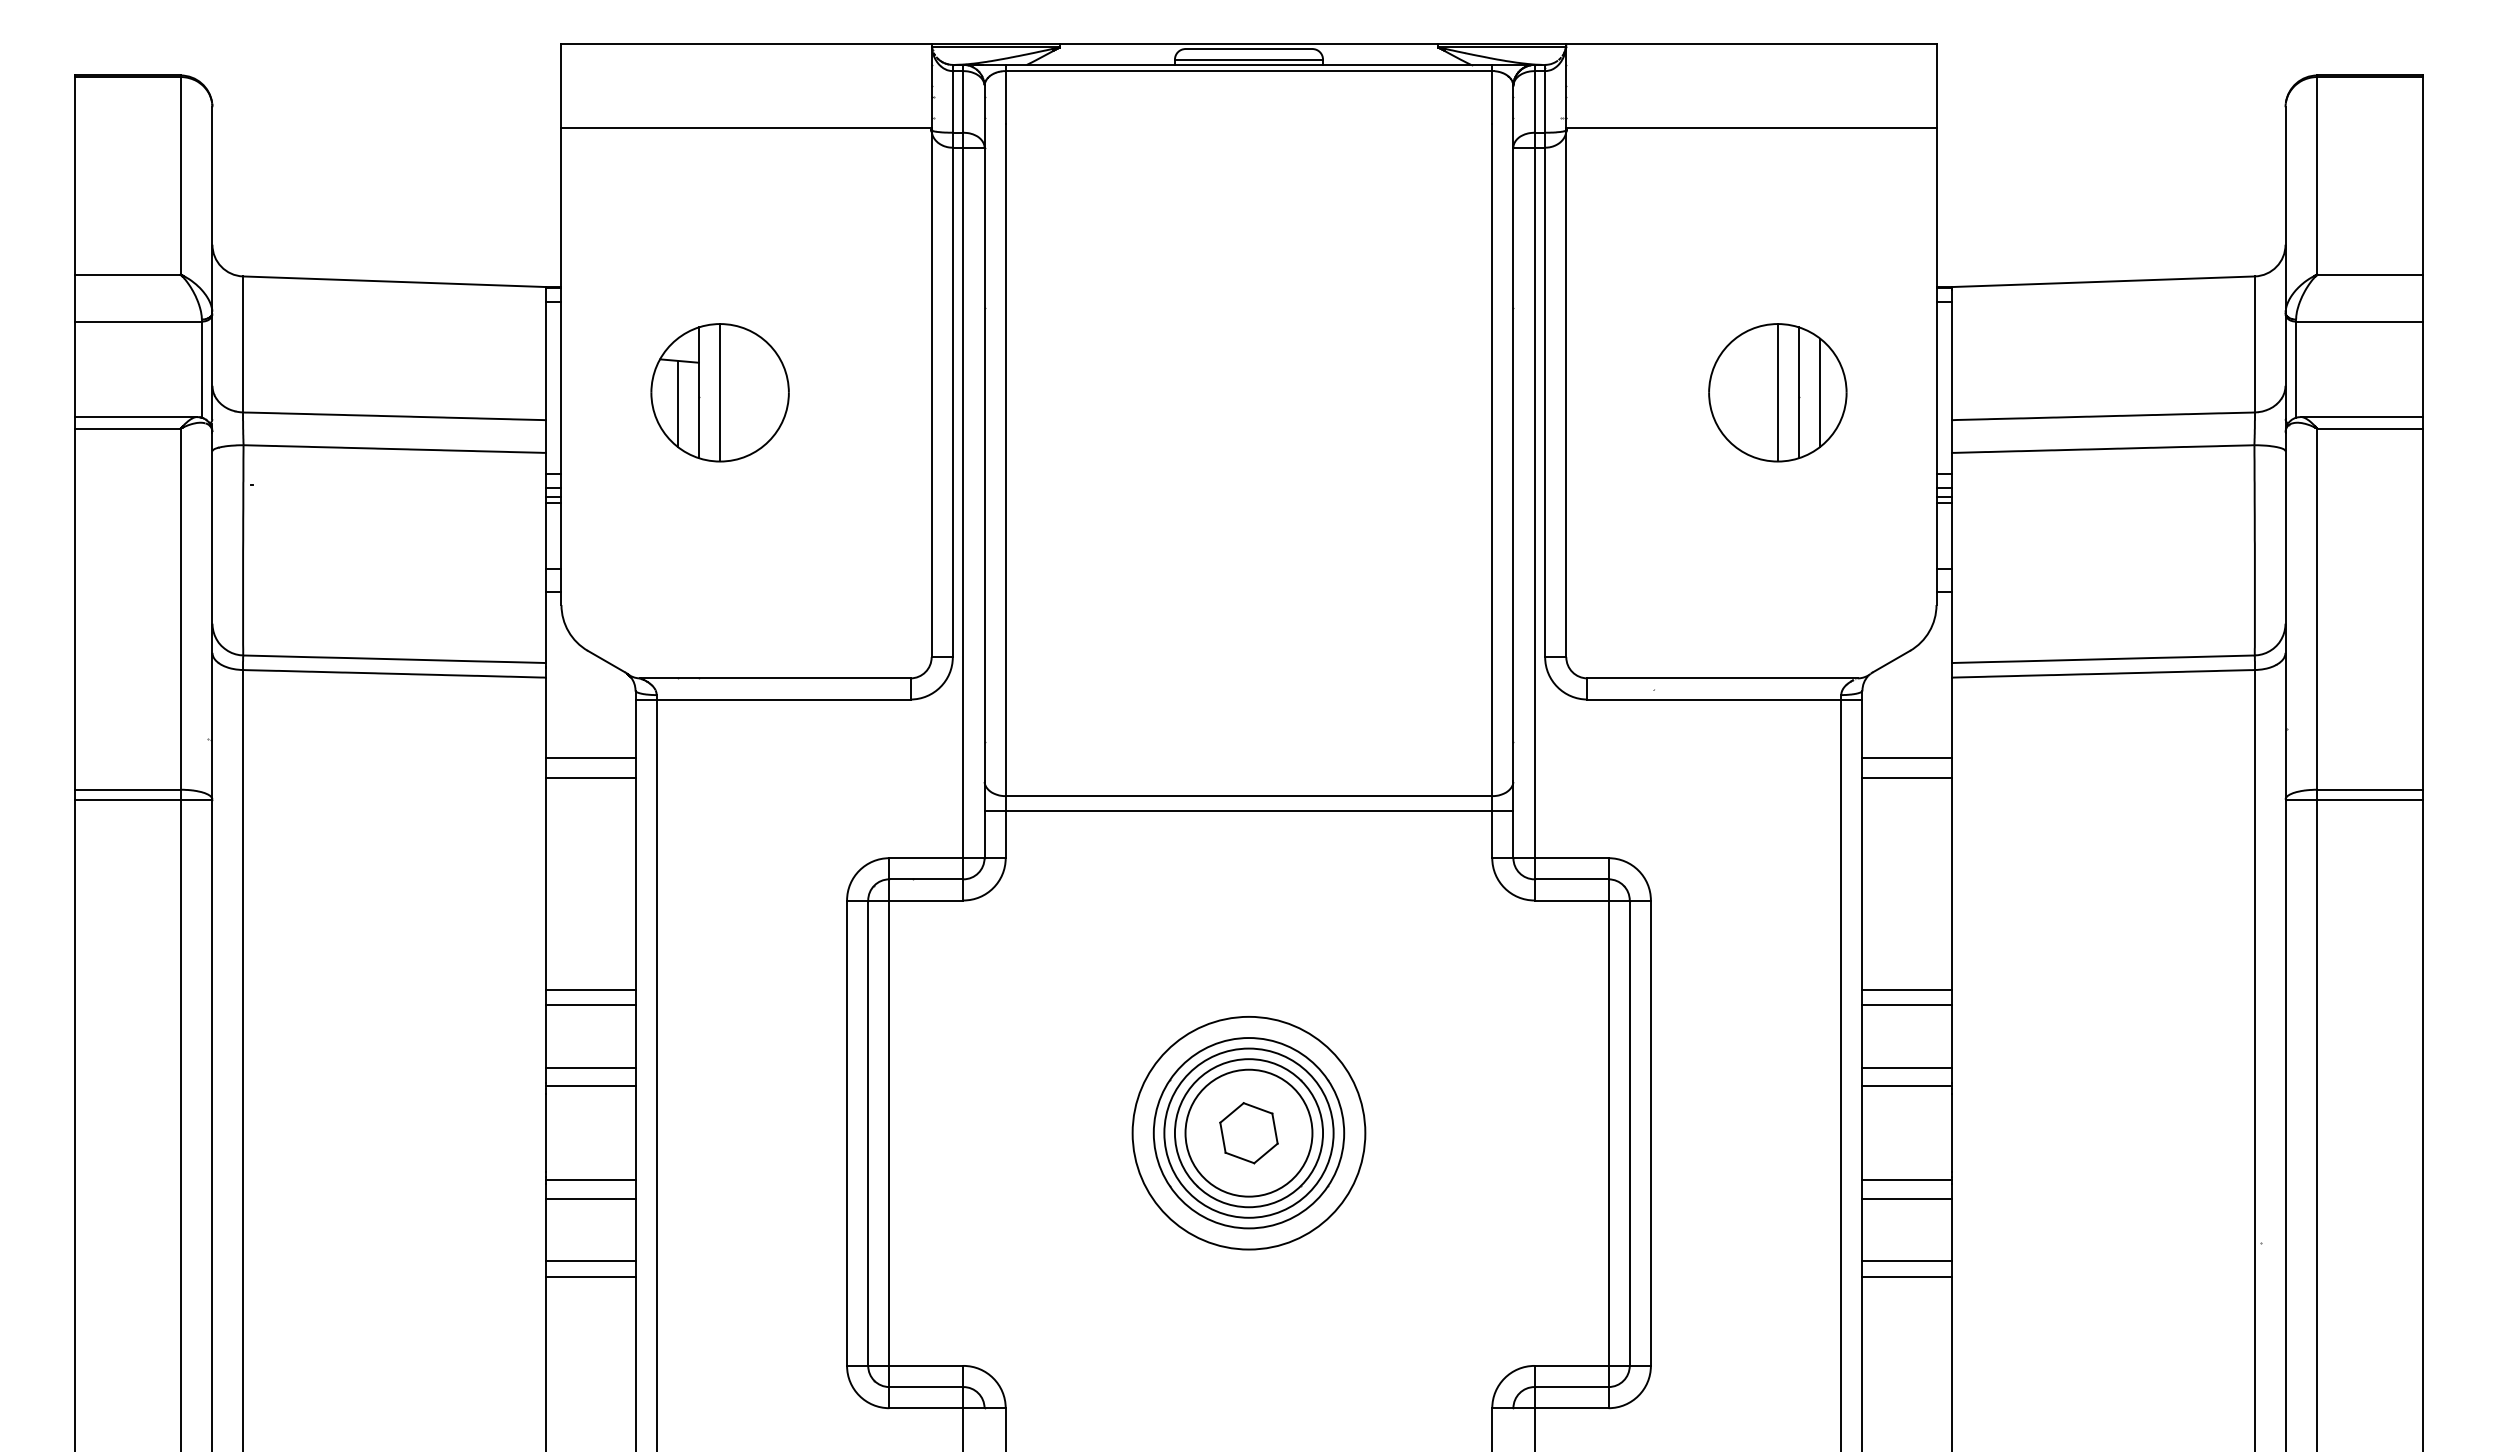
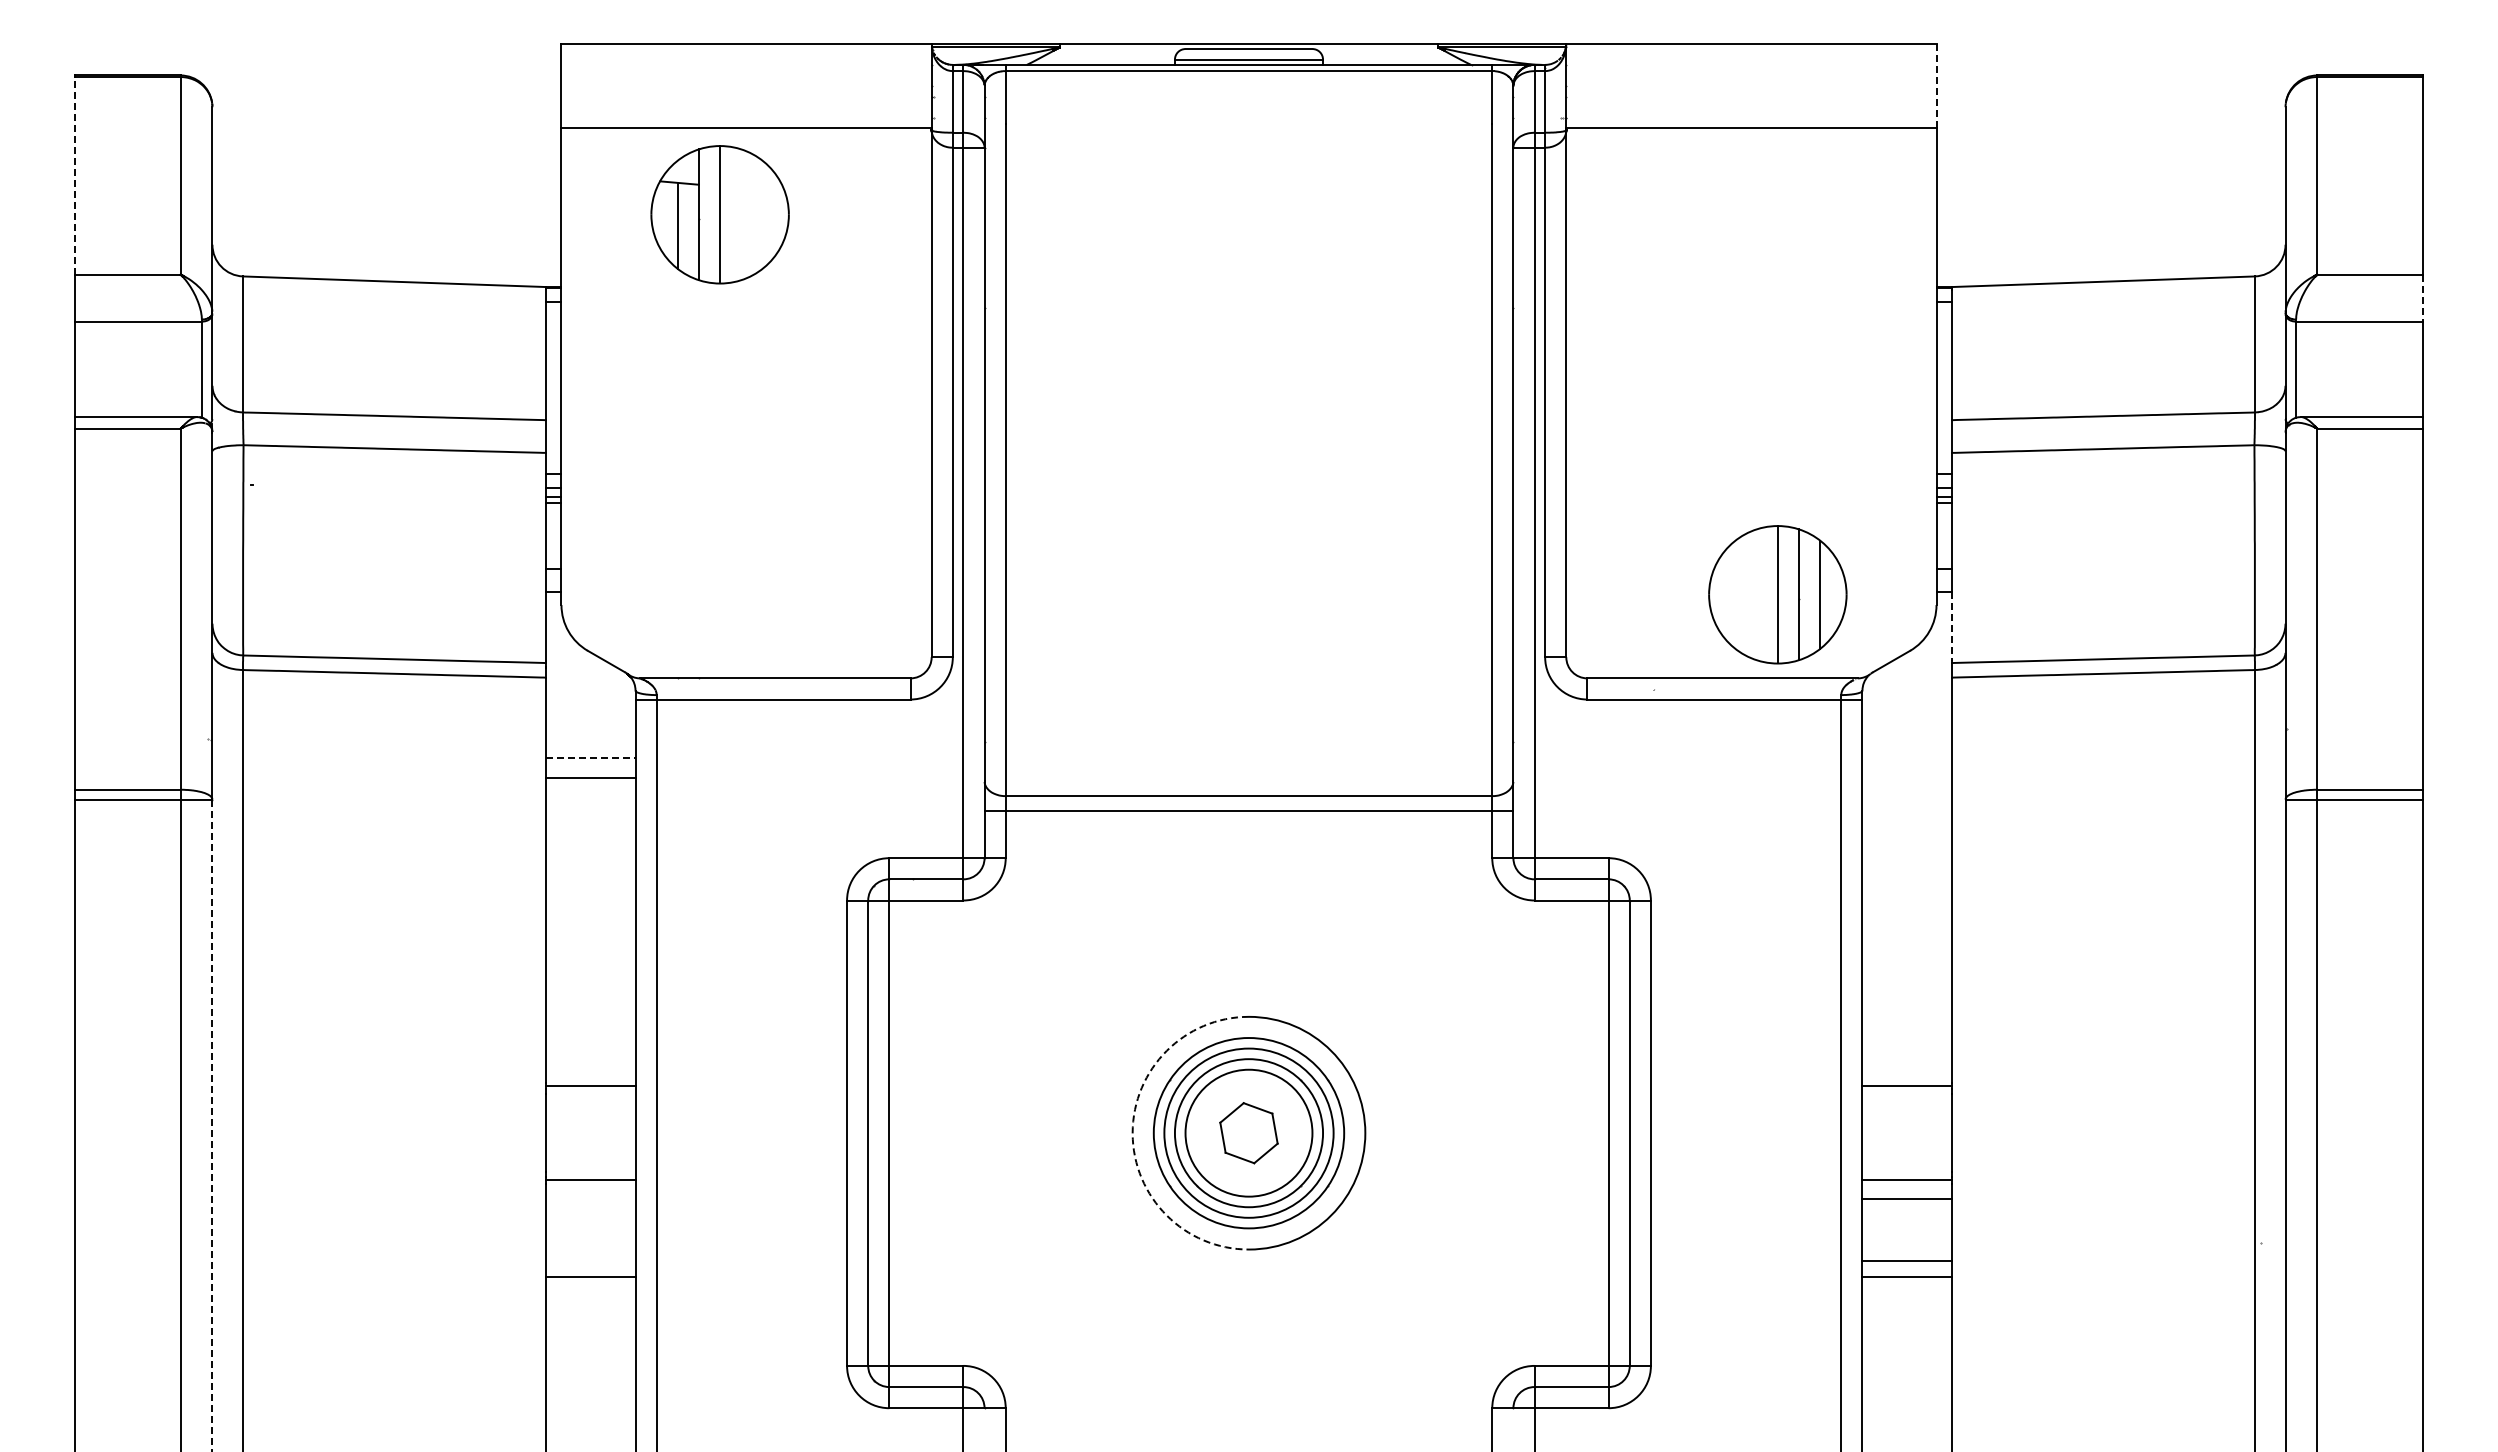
line: solid -> dashed (1936, 86)
line: solid -> dashed (74, 175)
line: solid -> dashed (2423, 298)
part position: (719, 392) -> (719, 214) (719, 214)
part position: (1777, 392) -> (1777, 594) (1777, 594)
line: solid -> dashed (1952, 626)
line: solid -> dashed (590, 758)
line: present -> none (1907, 758)
line: present -> none (1907, 778)
line: present -> none (590, 989)
line: present -> none (1907, 989)
line: present -> none (590, 1005)
line: present -> none (1907, 1005)
line: present -> none (590, 1067)
line: present -> none (1907, 1067)
line: solid -> dashed (212, 1126)
arc: solid -> dashed (1132, 1133)
line: present -> none (590, 1198)
line: present -> none (590, 1261)
